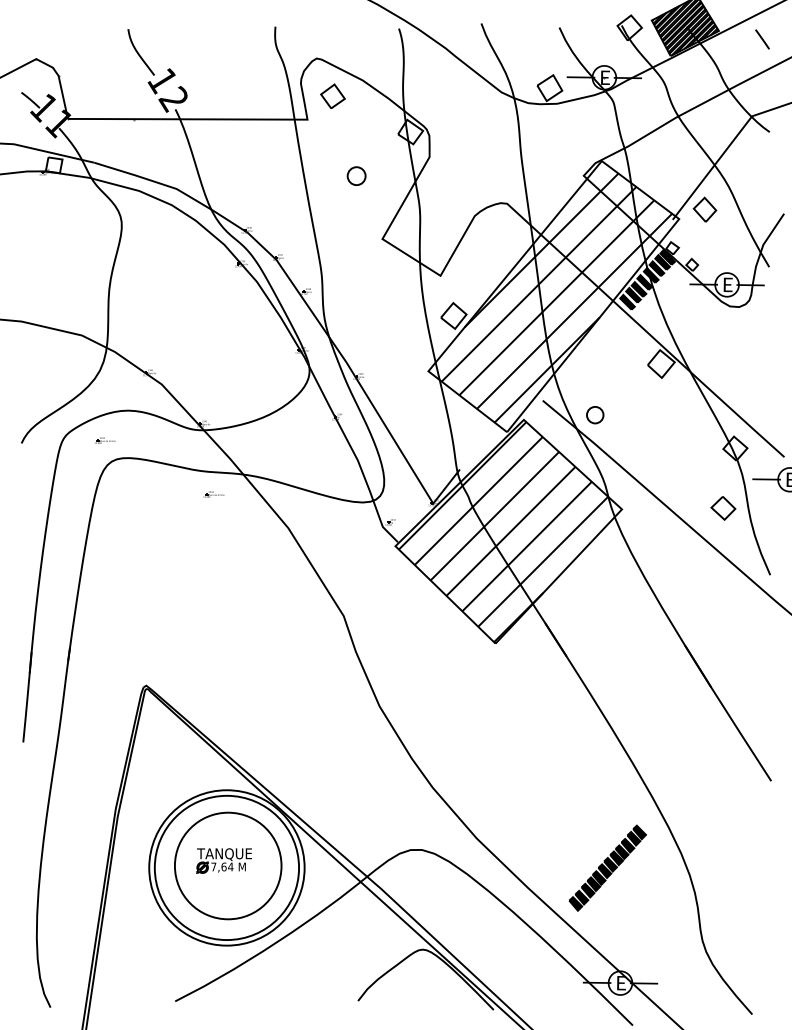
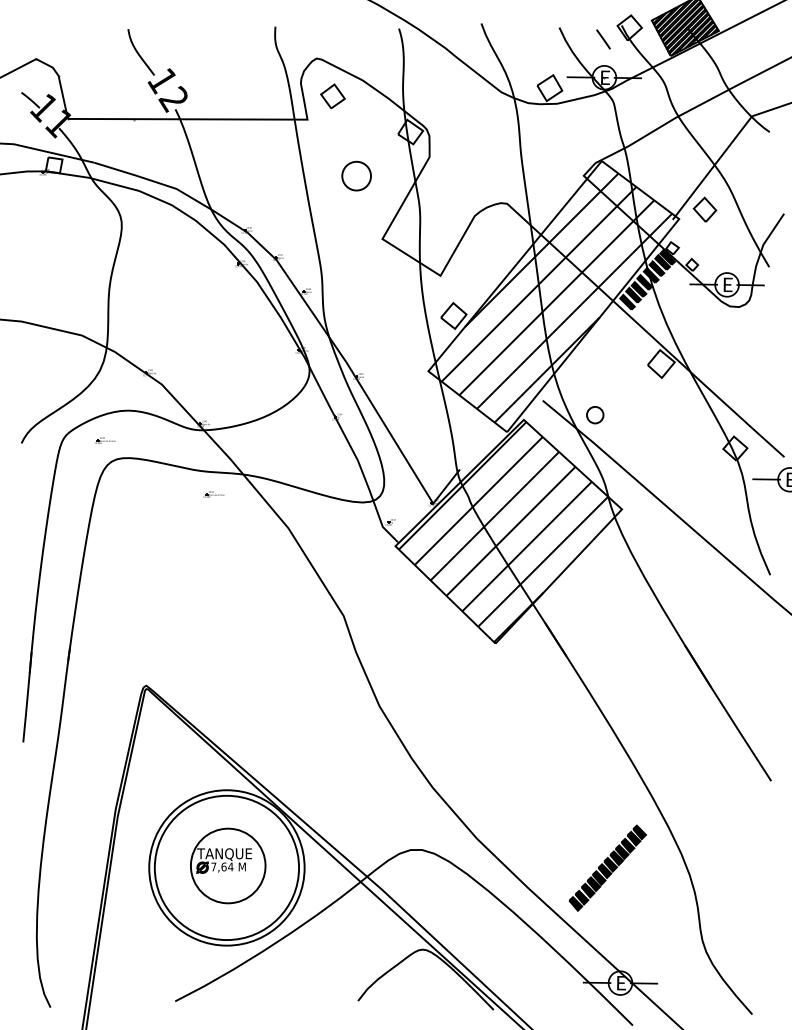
line position: (762, 39) -> (603, 39) (603, 39)
circle diameter: 18 px -> 29 px (356, 175)
part: present -> none (723, 508)
circle diameter: 107 px -> 75 px (227, 865)
